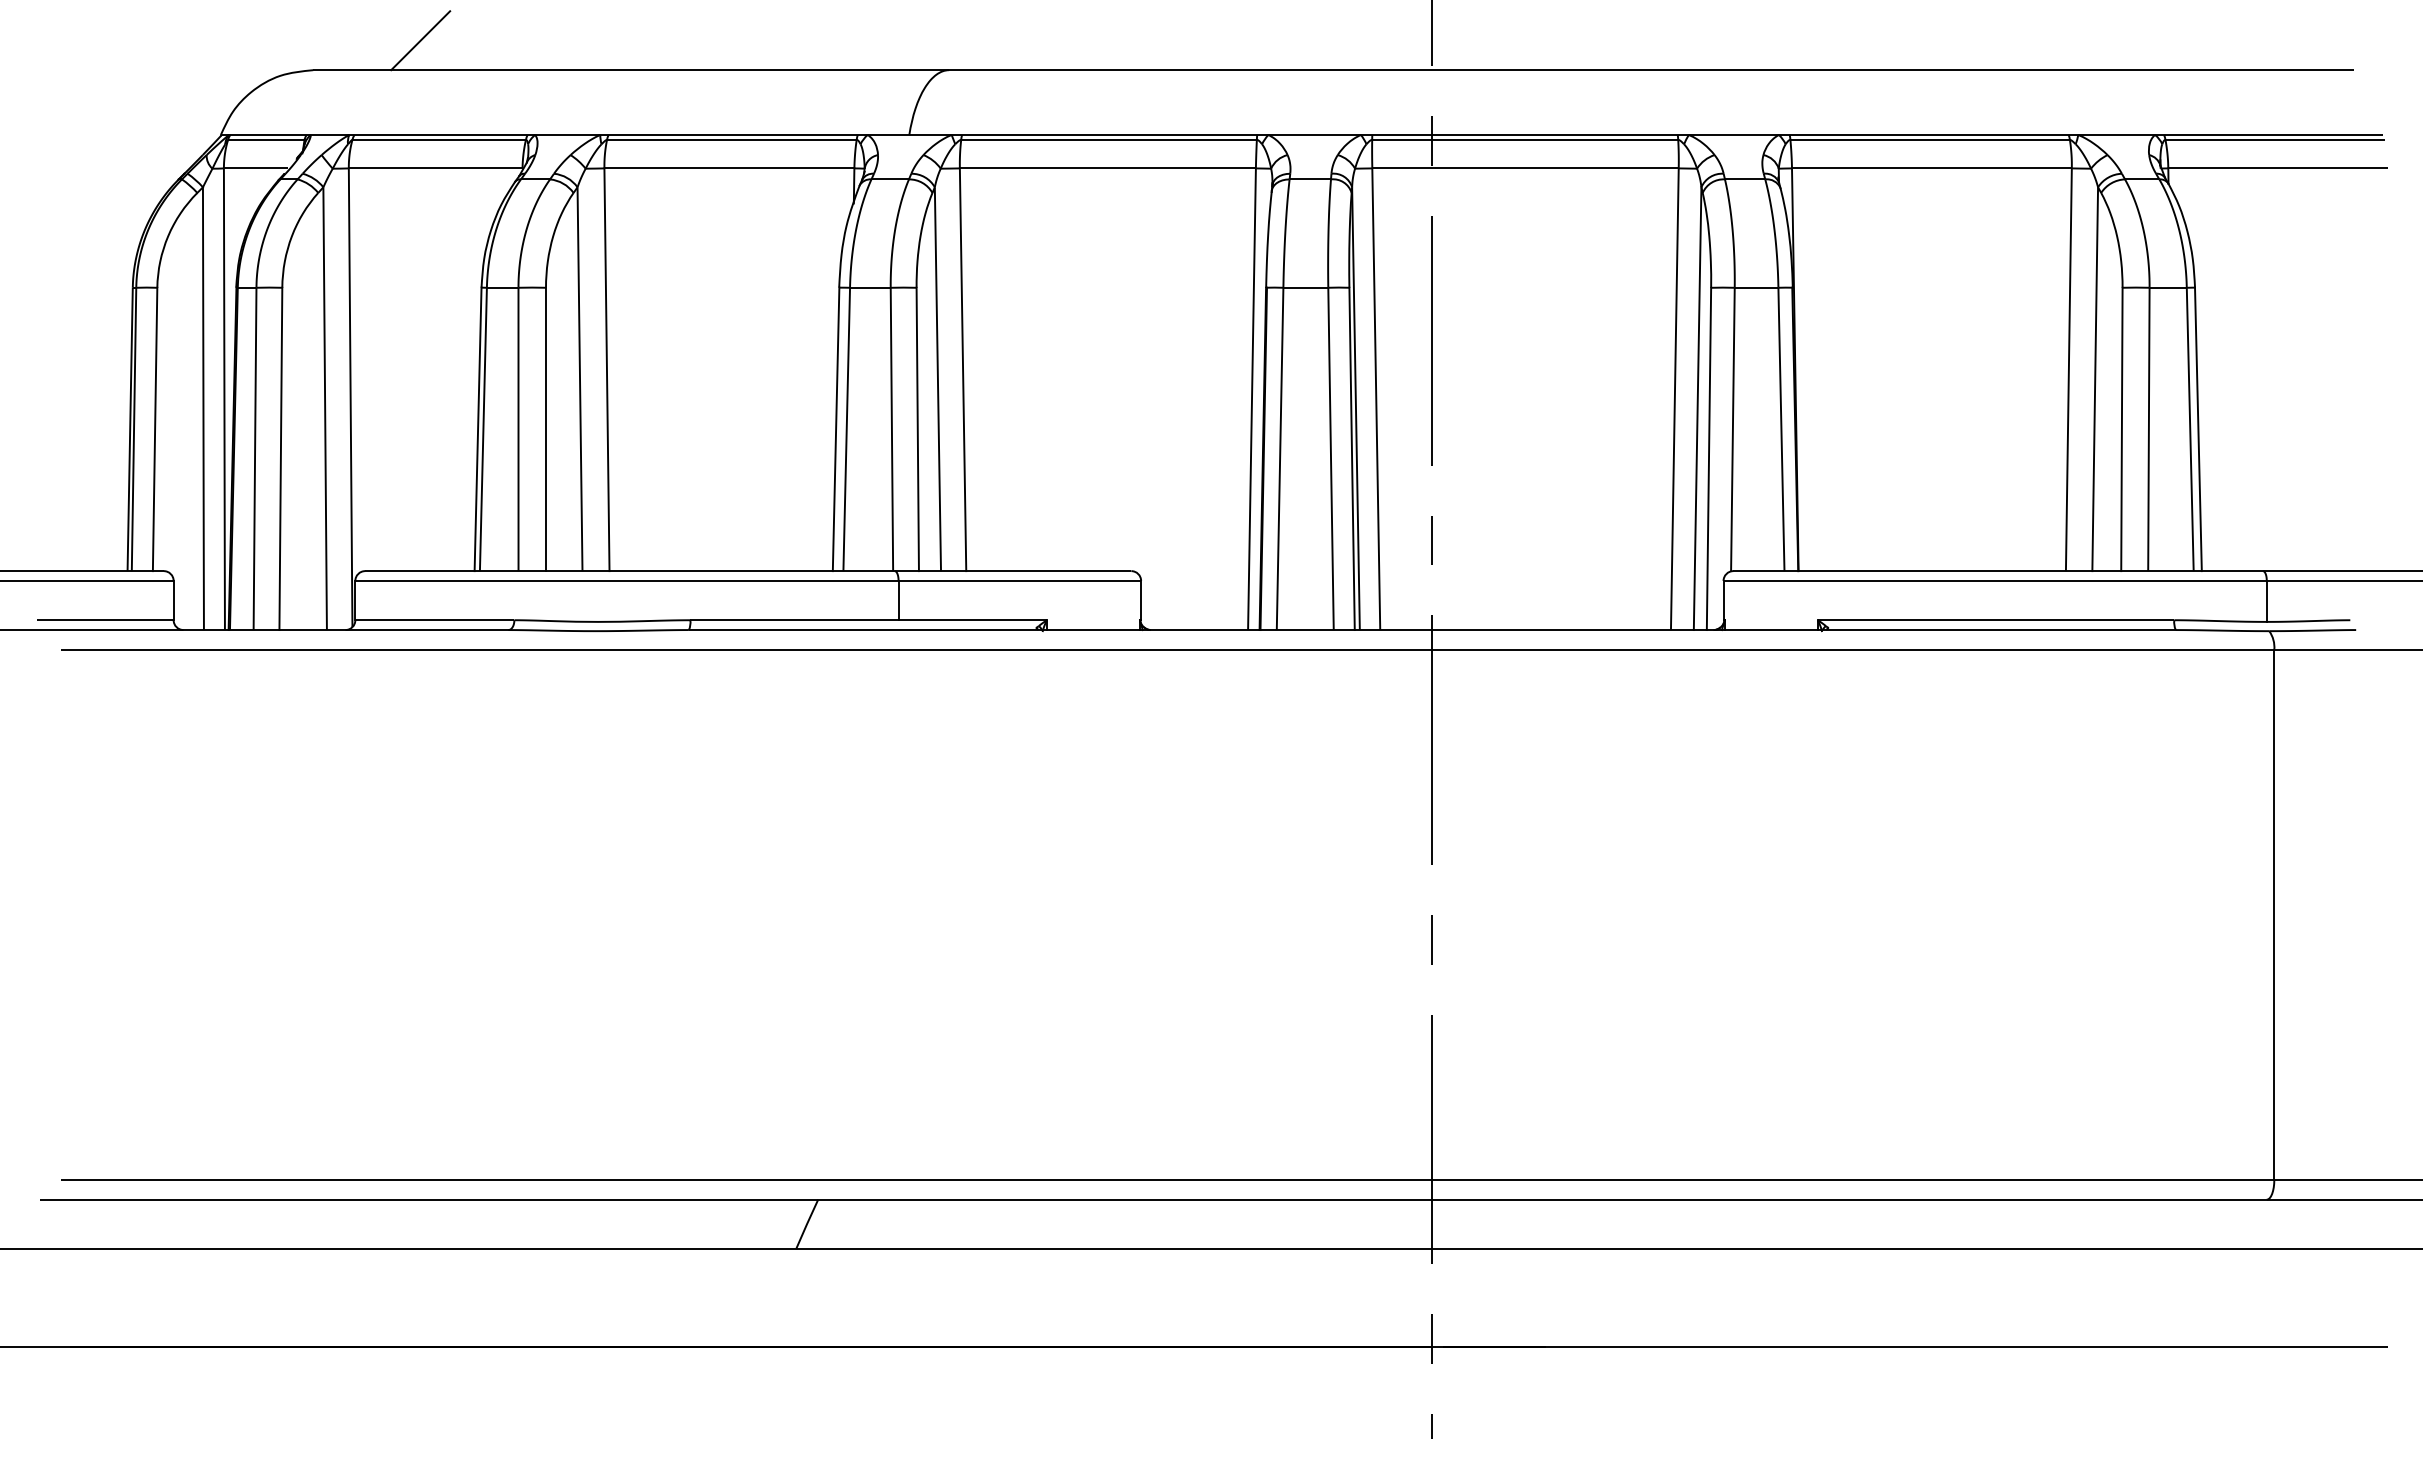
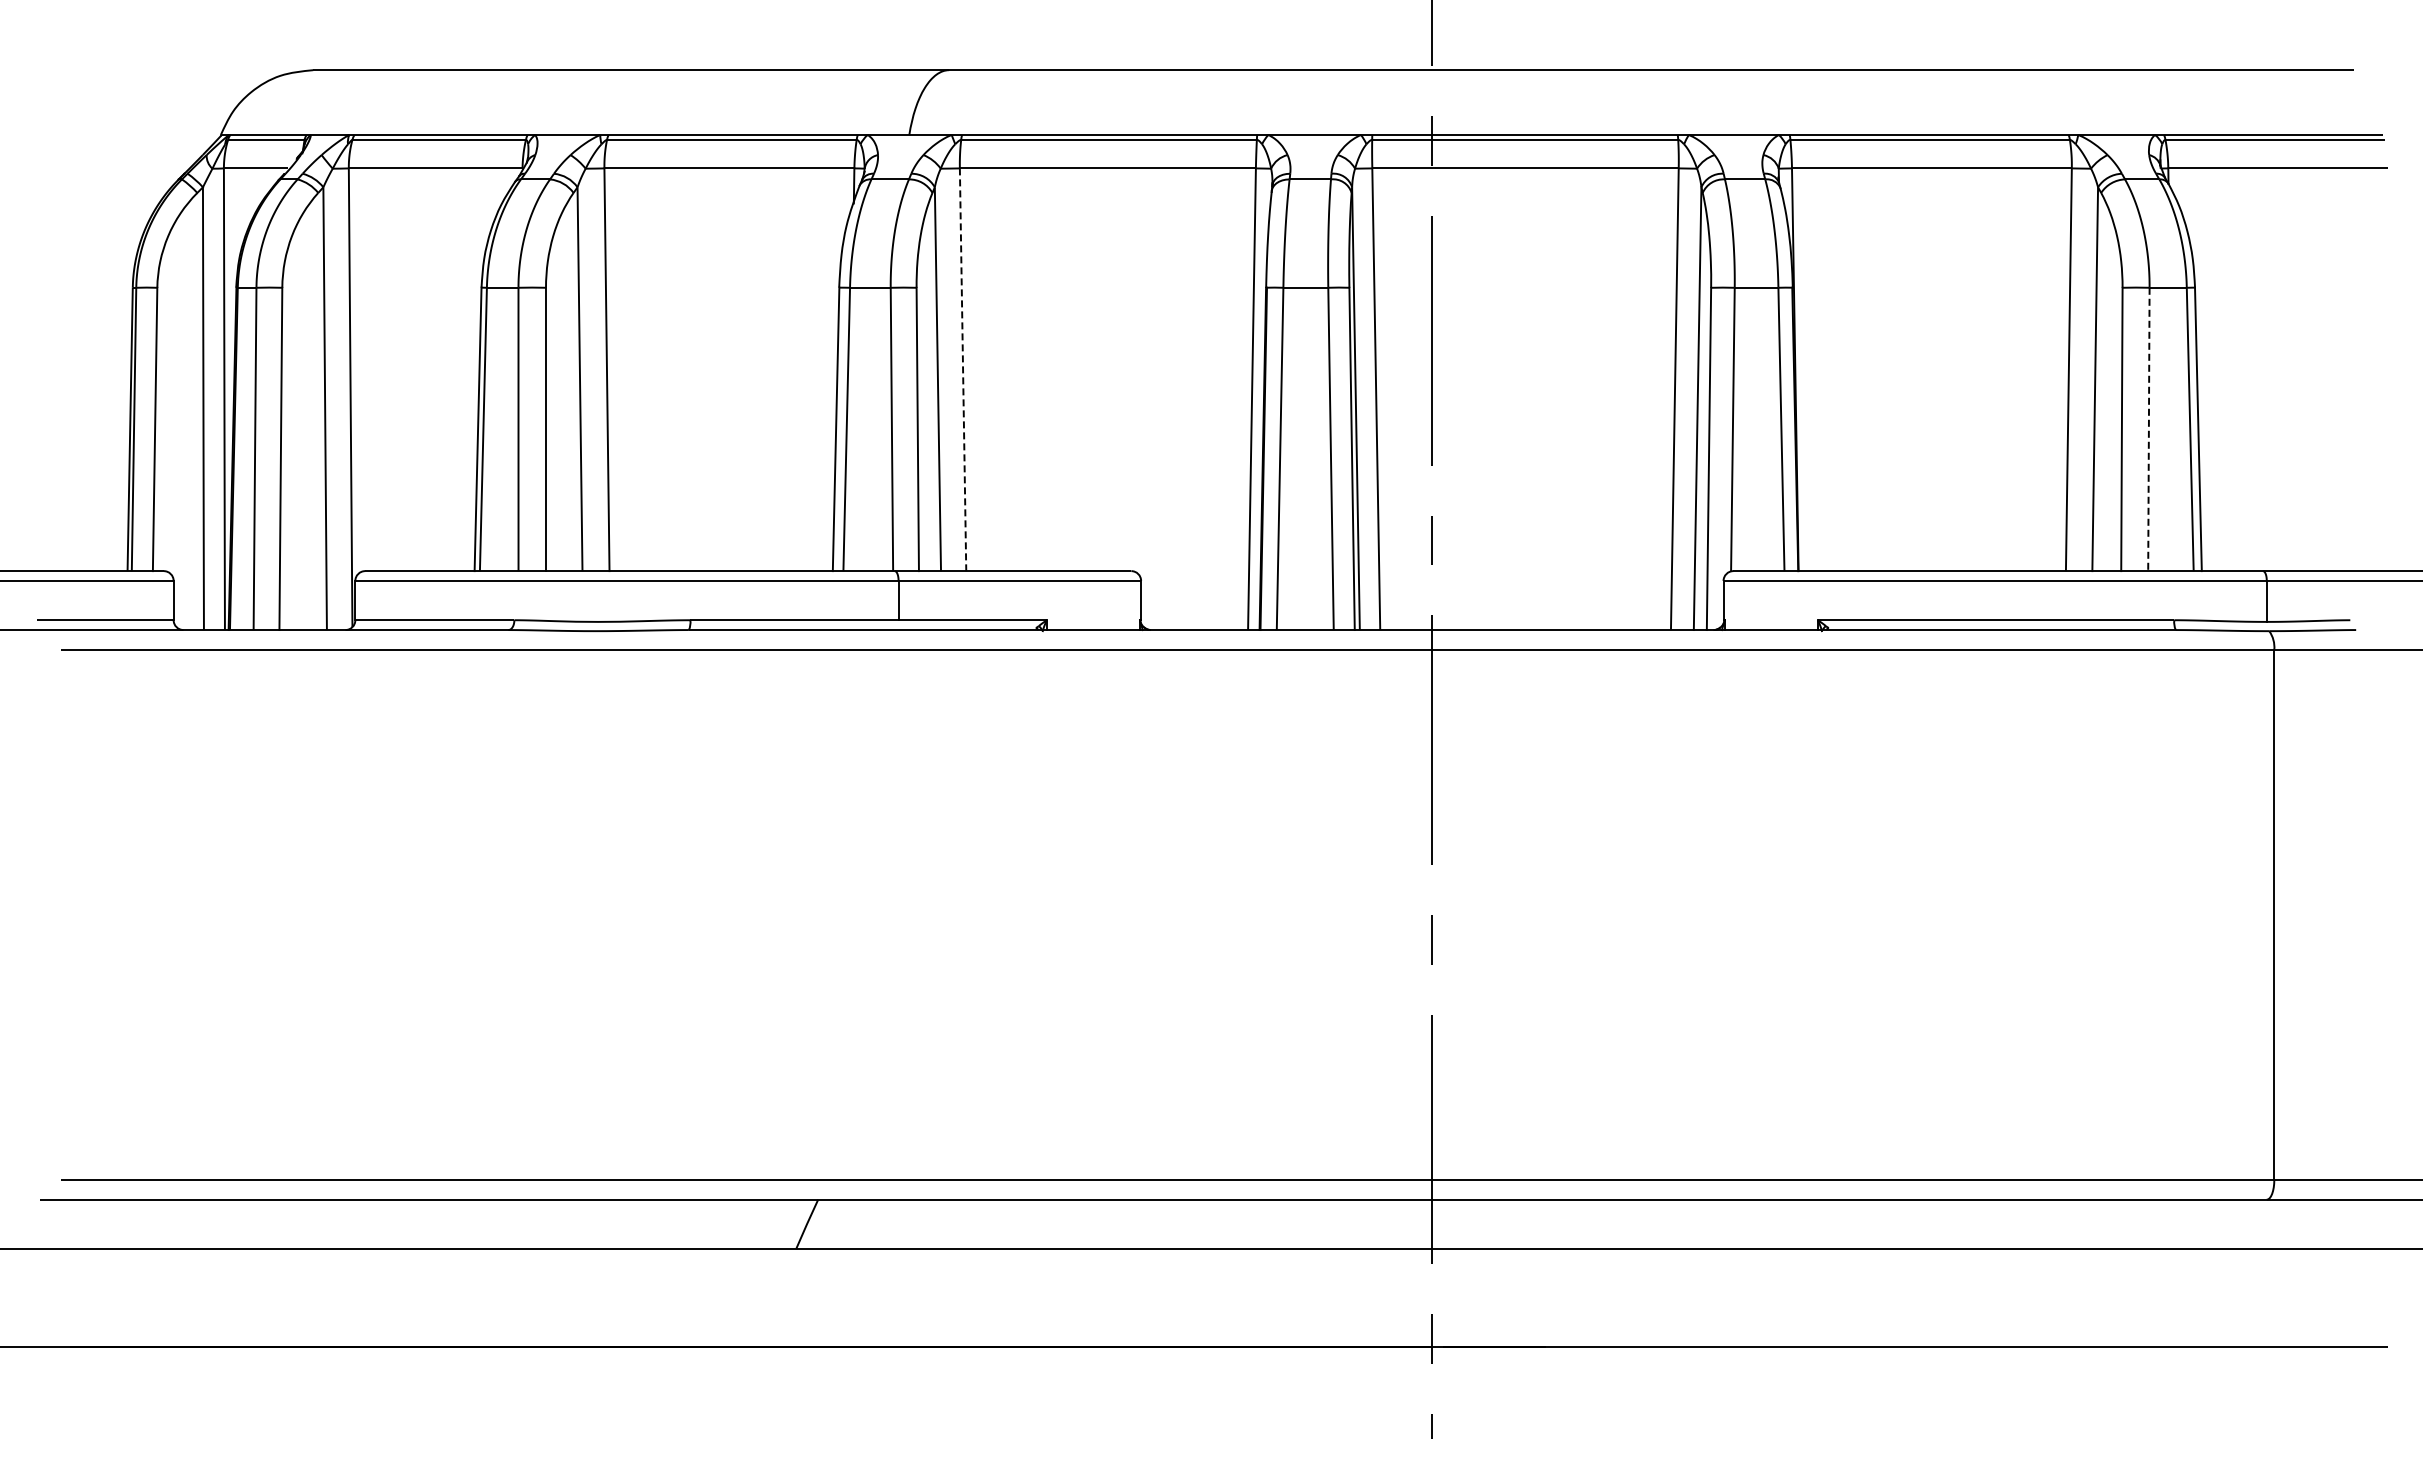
line: present -> none (420, 40)
line: solid -> dashed (963, 370)
line: solid -> dashed (2148, 430)
